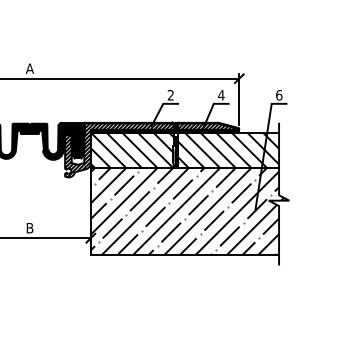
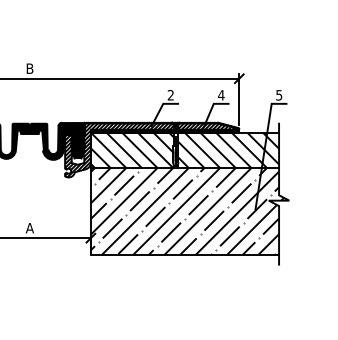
text: A -> B (29, 68)
text: 6 -> 5 (279, 95)
text: B -> A (29, 228)
